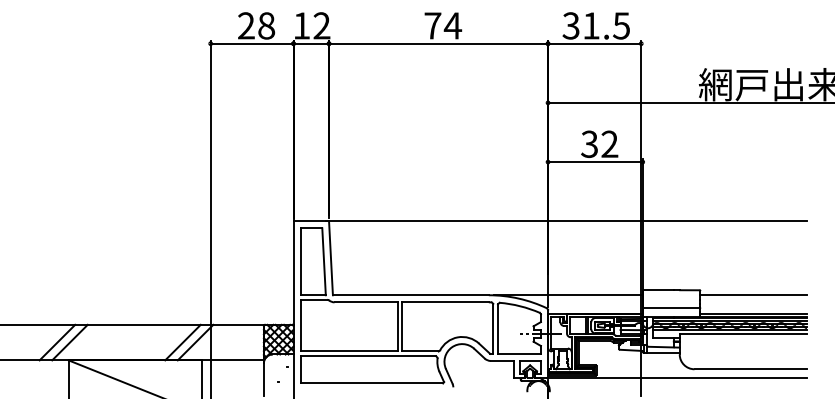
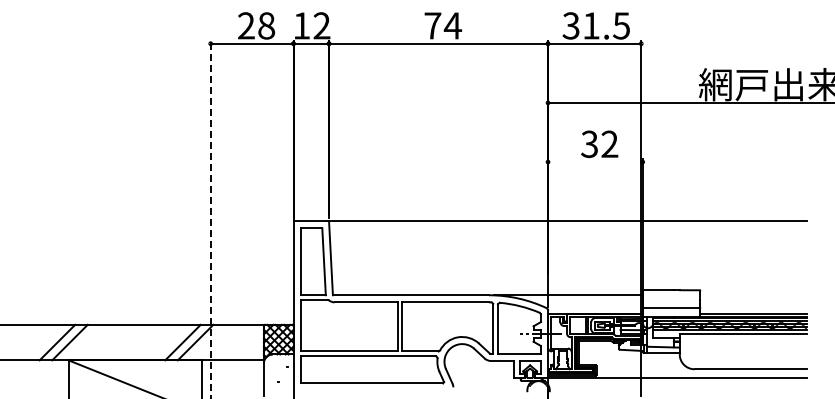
line: present -> none (595, 162)
line: solid -> dashed (210, 219)
line: present -> none (753, 295)
